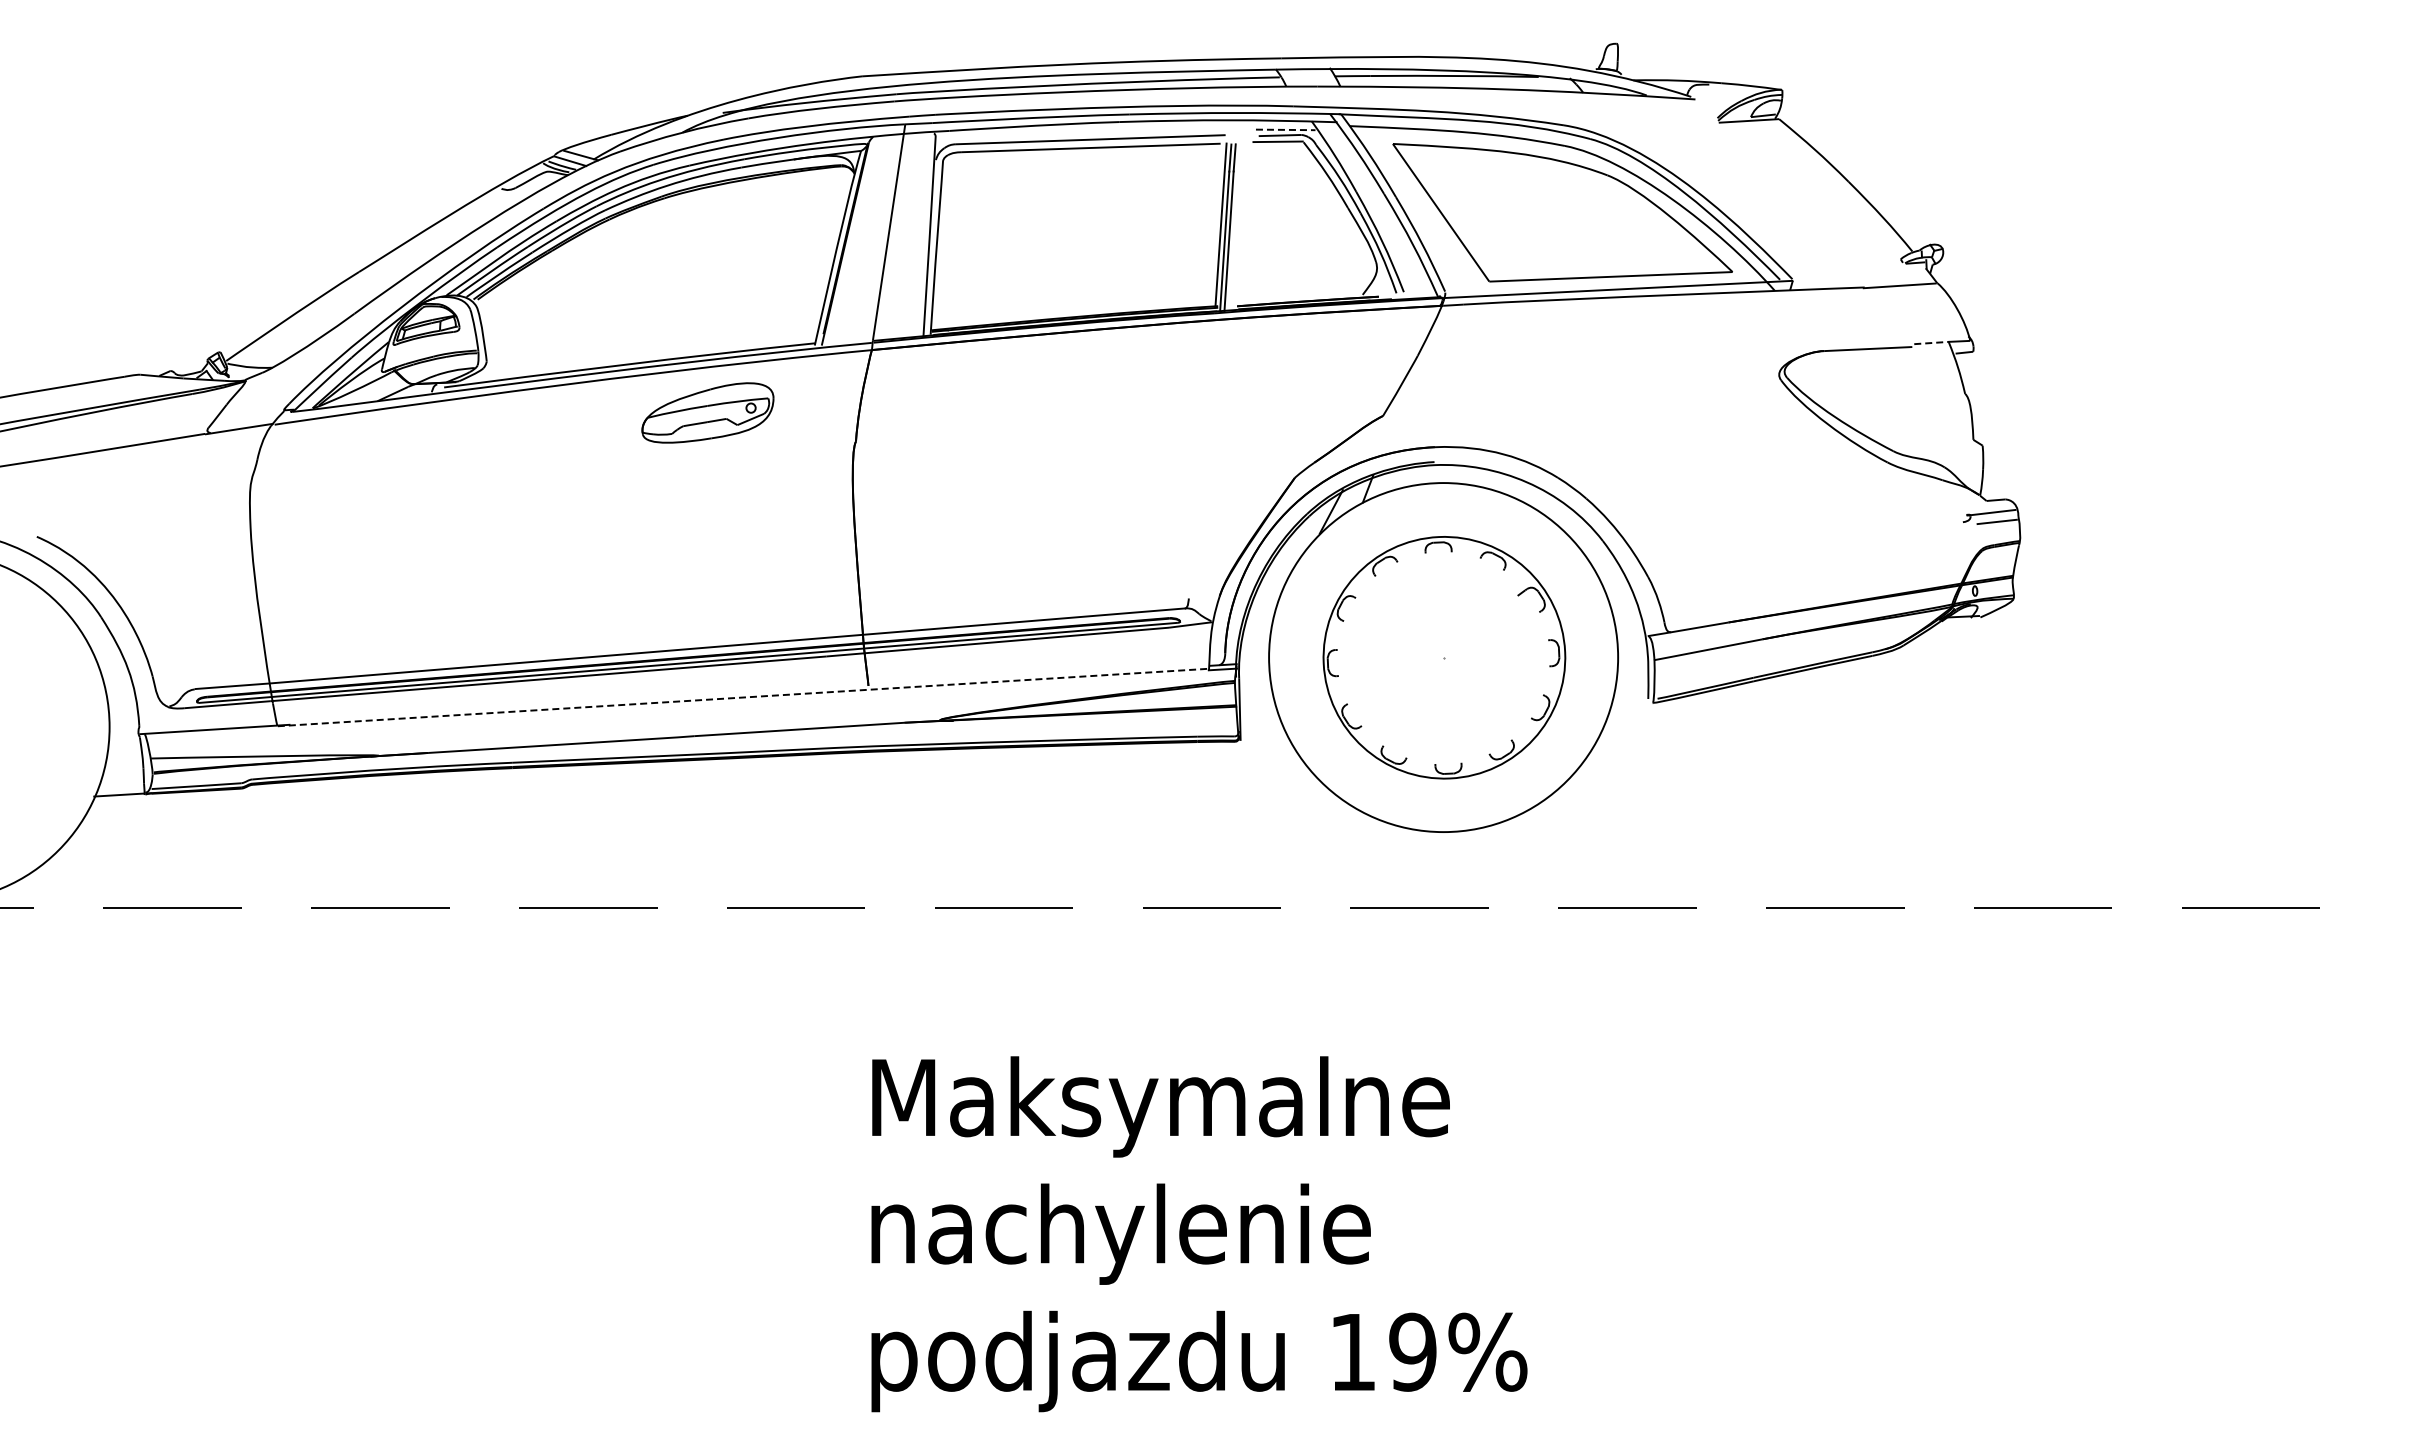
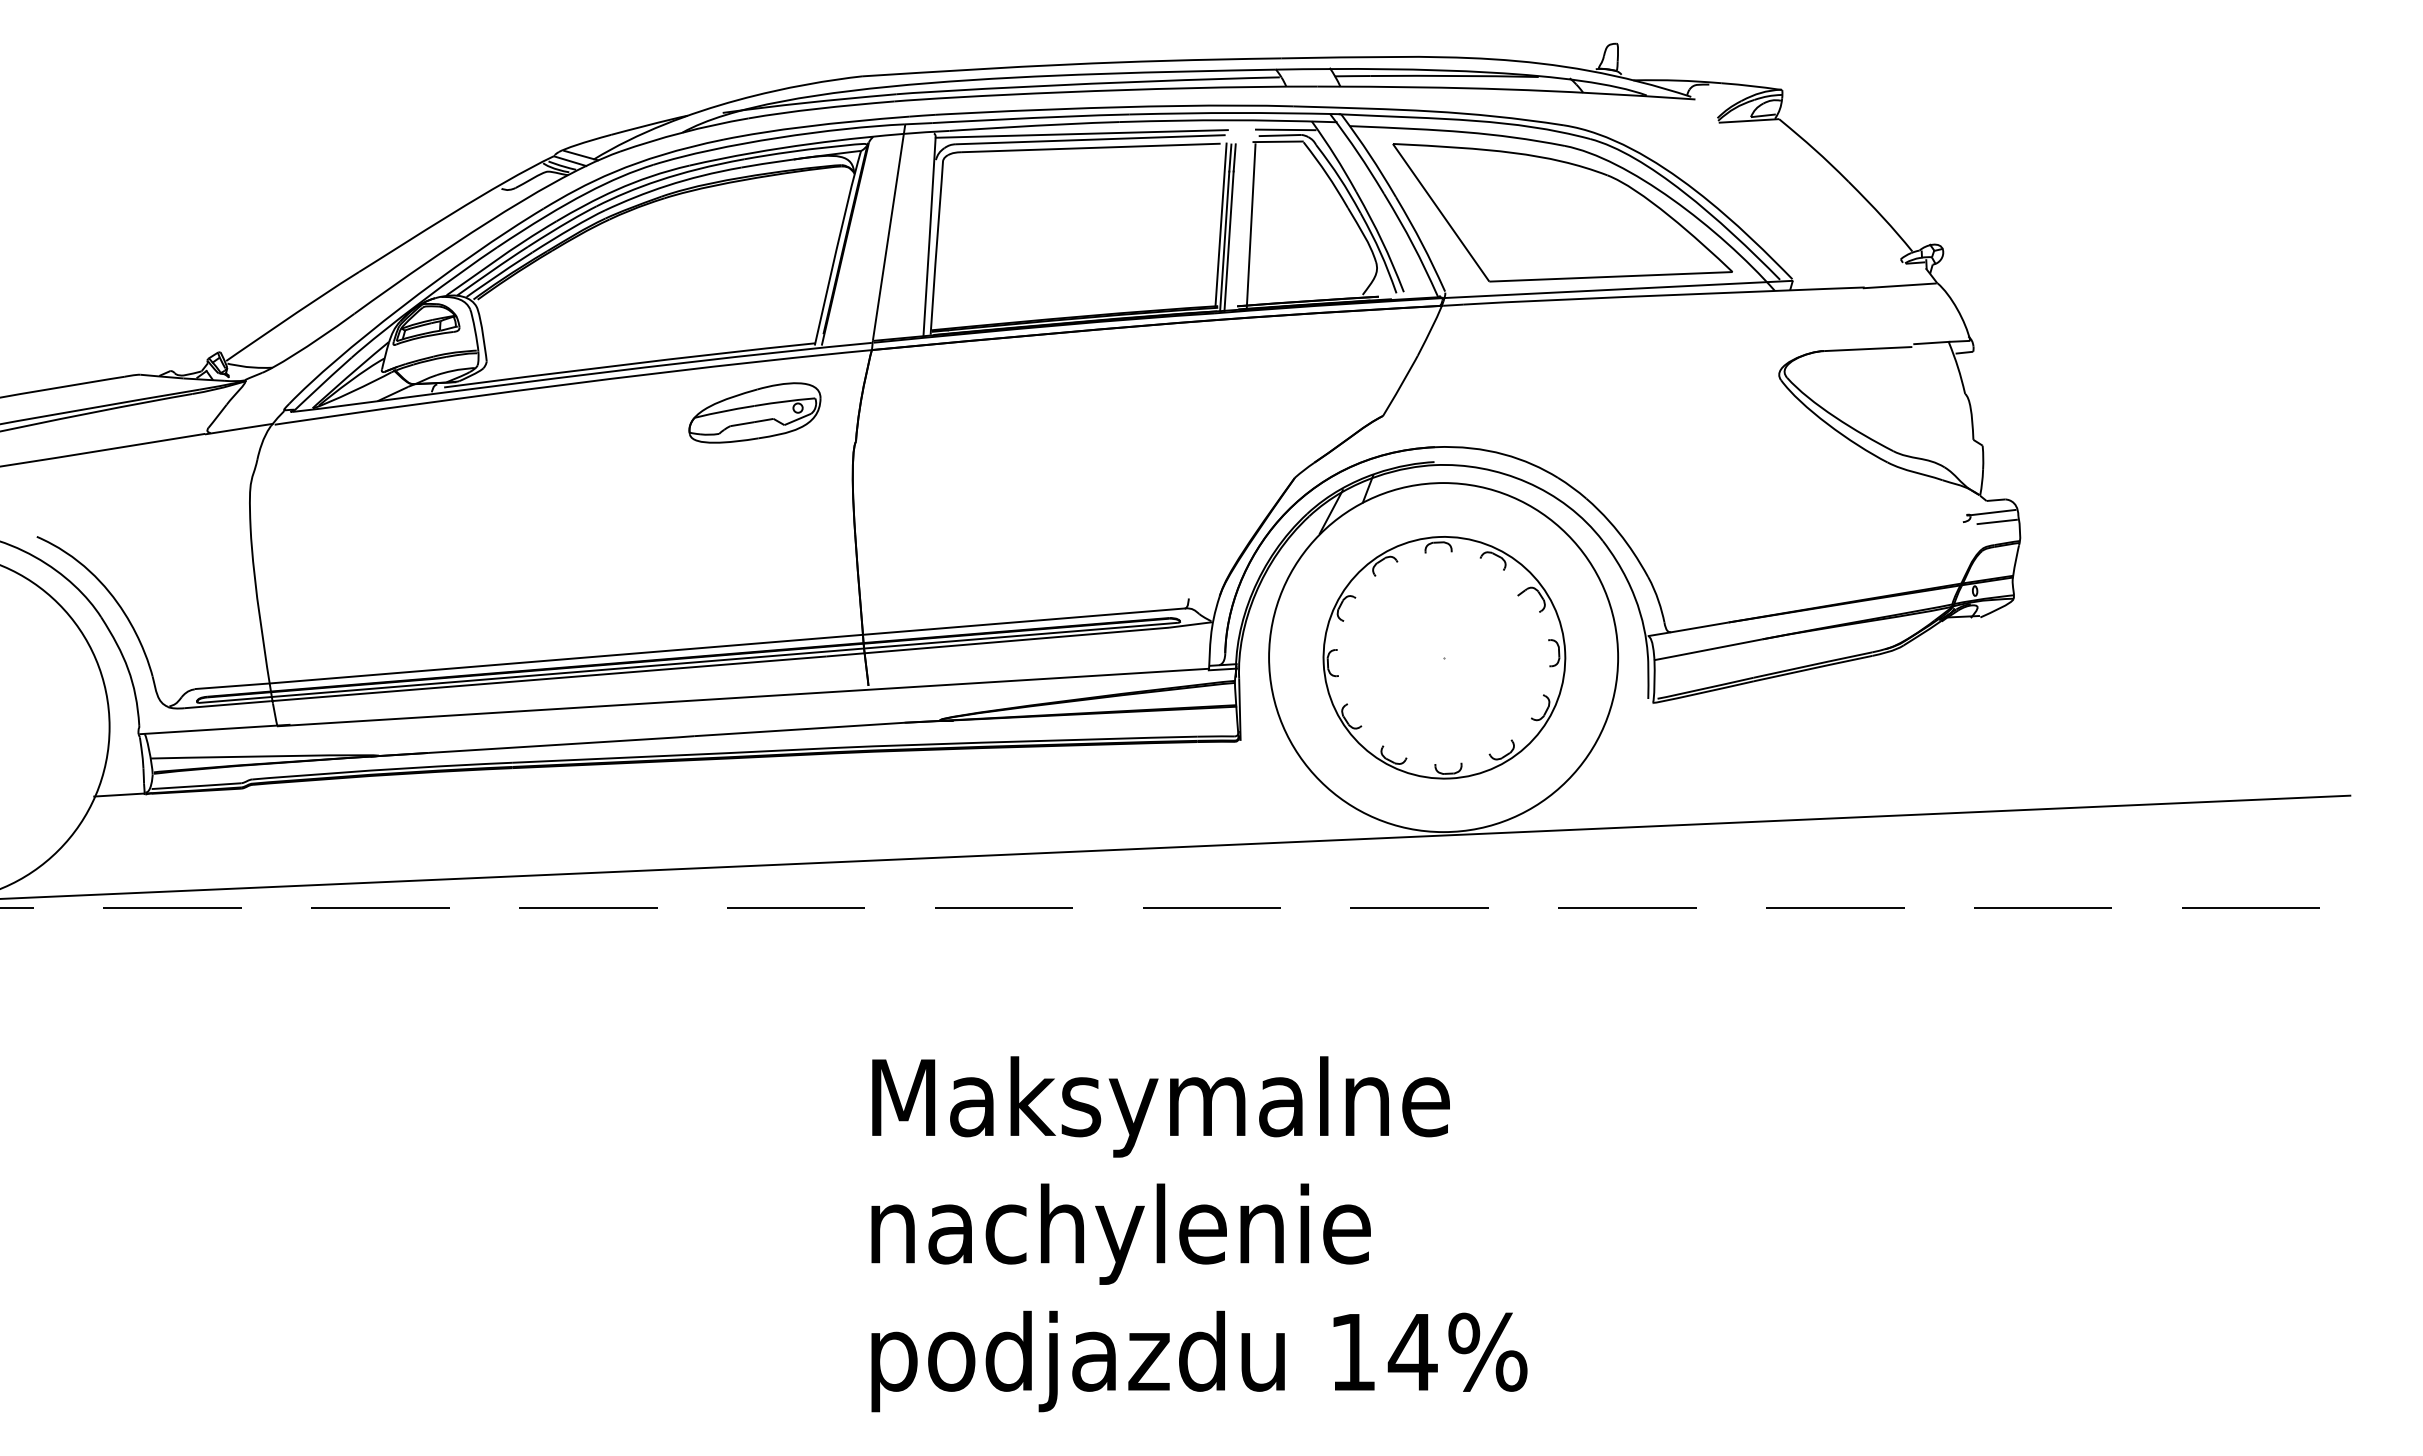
line: dashed -> solid (1285, 129)
line: none -> present (1081, 133)
line: none -> present (1250, 226)
line: dashed -> solid (1931, 343)
part position: (707, 412) -> (754, 412) (754, 412)
line: dashed -> solid (743, 697)
line: none -> present (1176, 846)
text: 19% -> 14% (1412, 1351)
